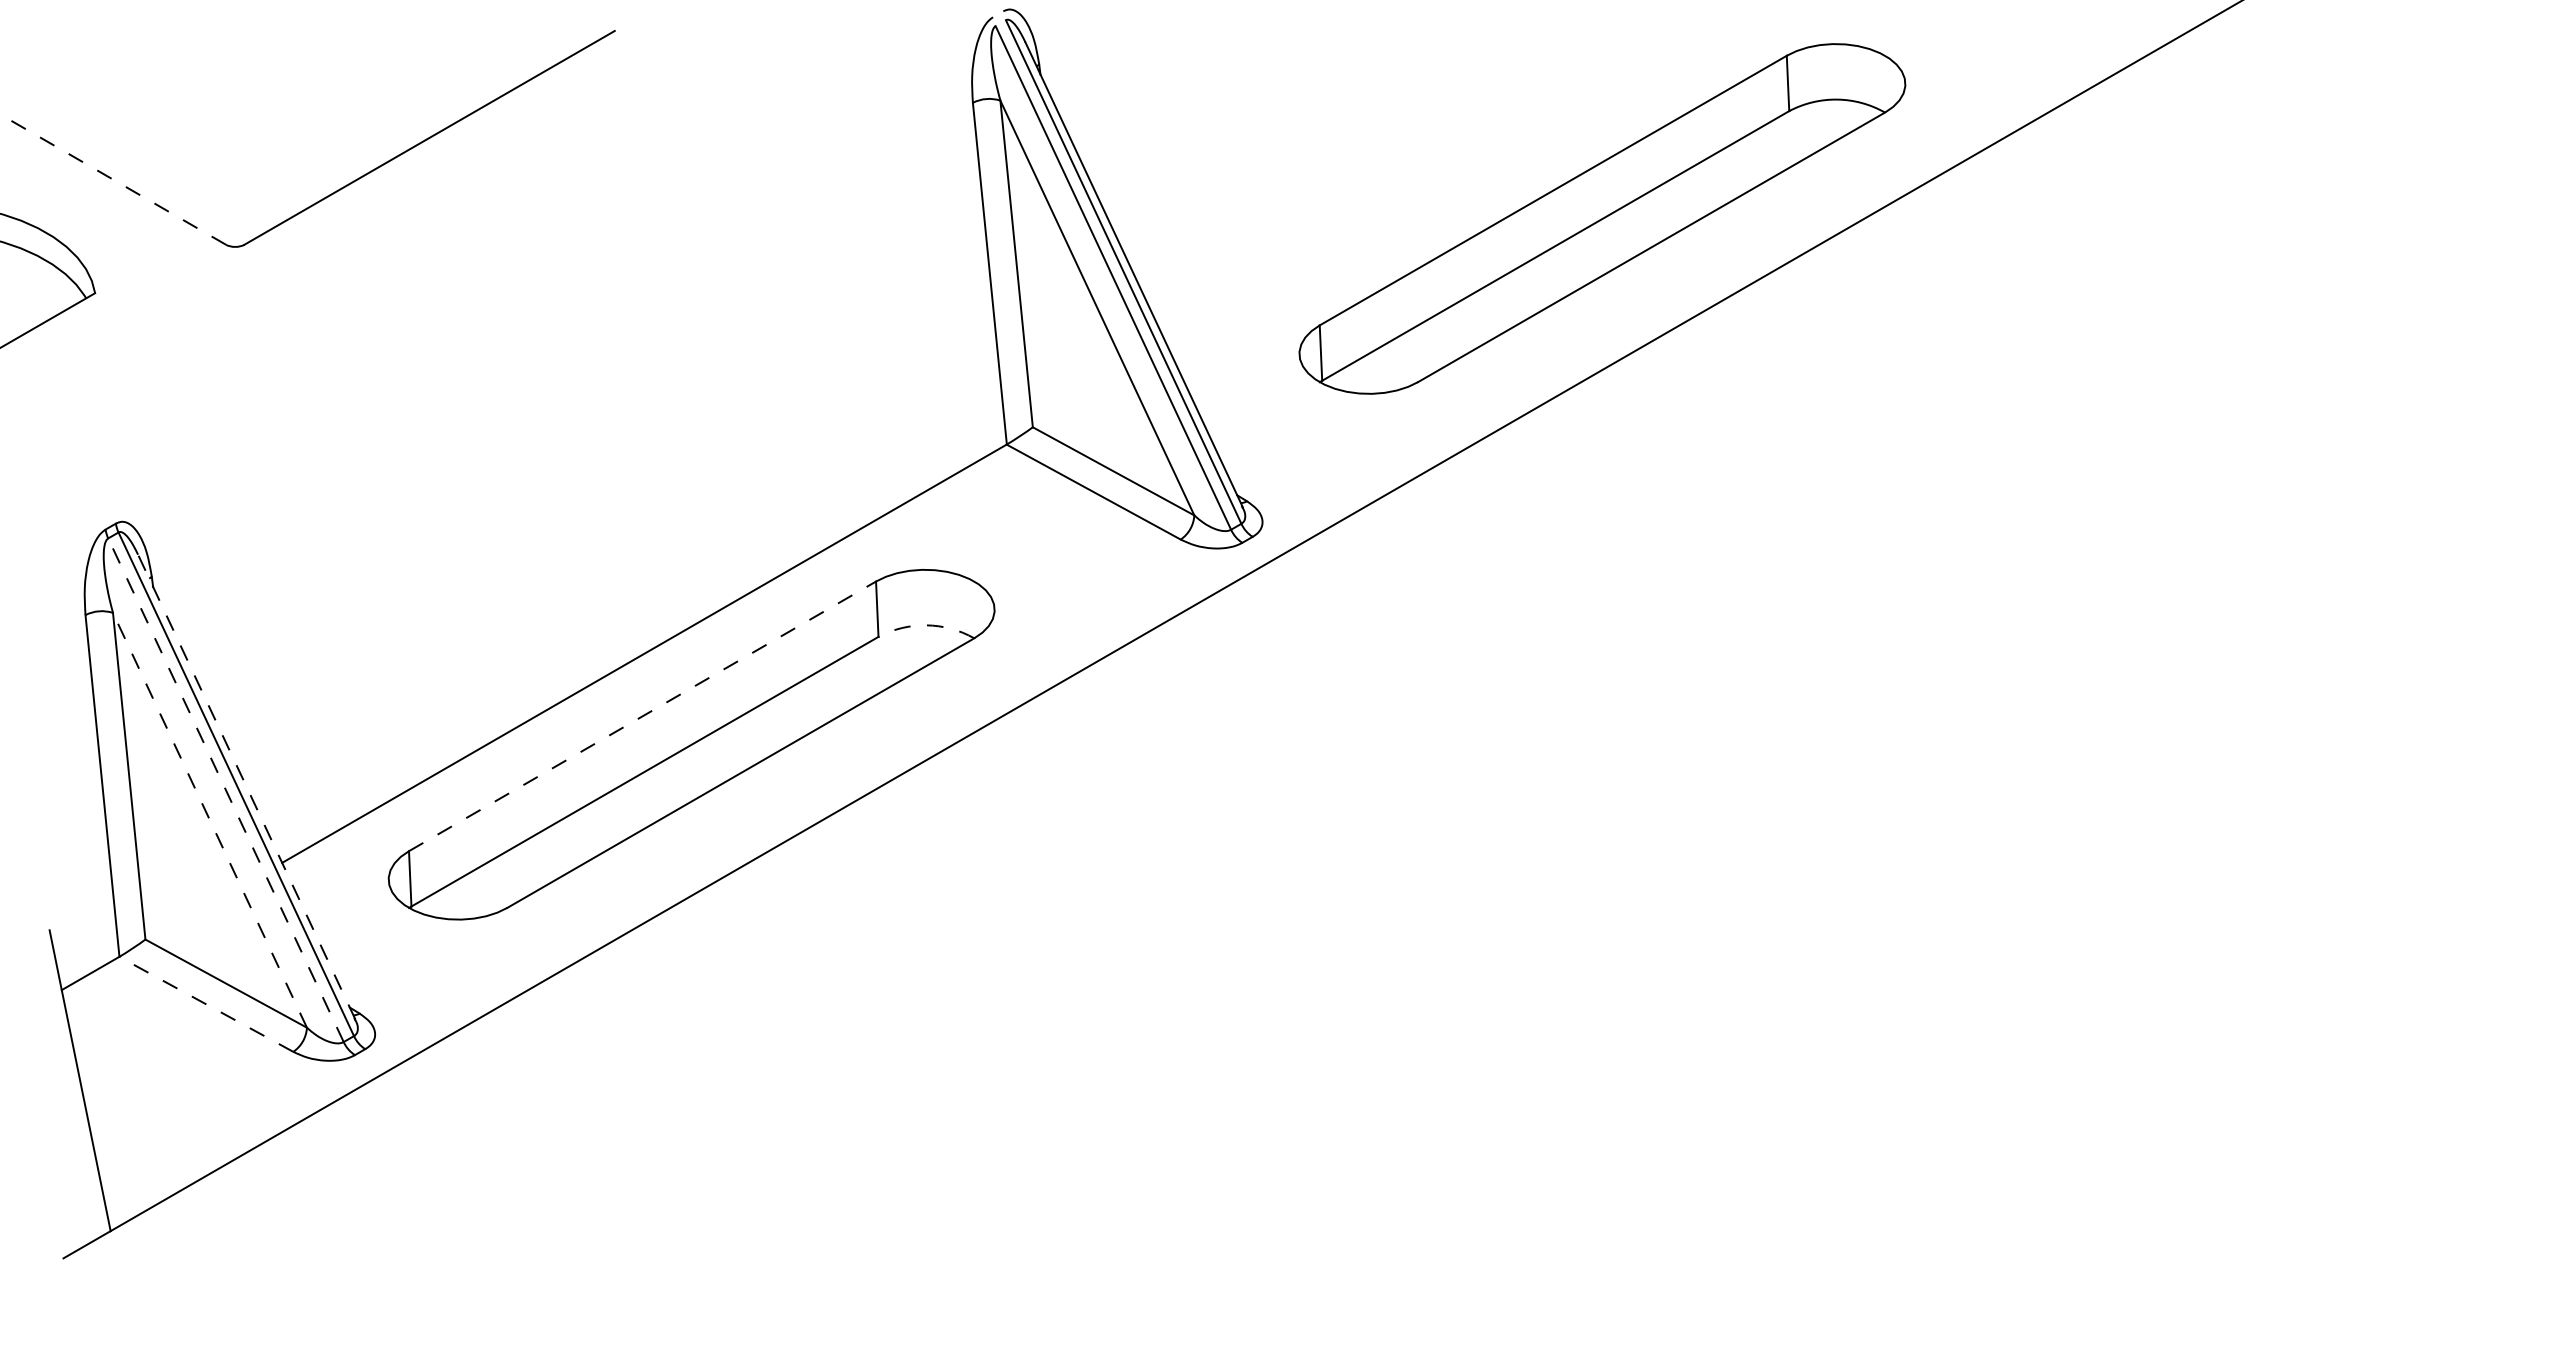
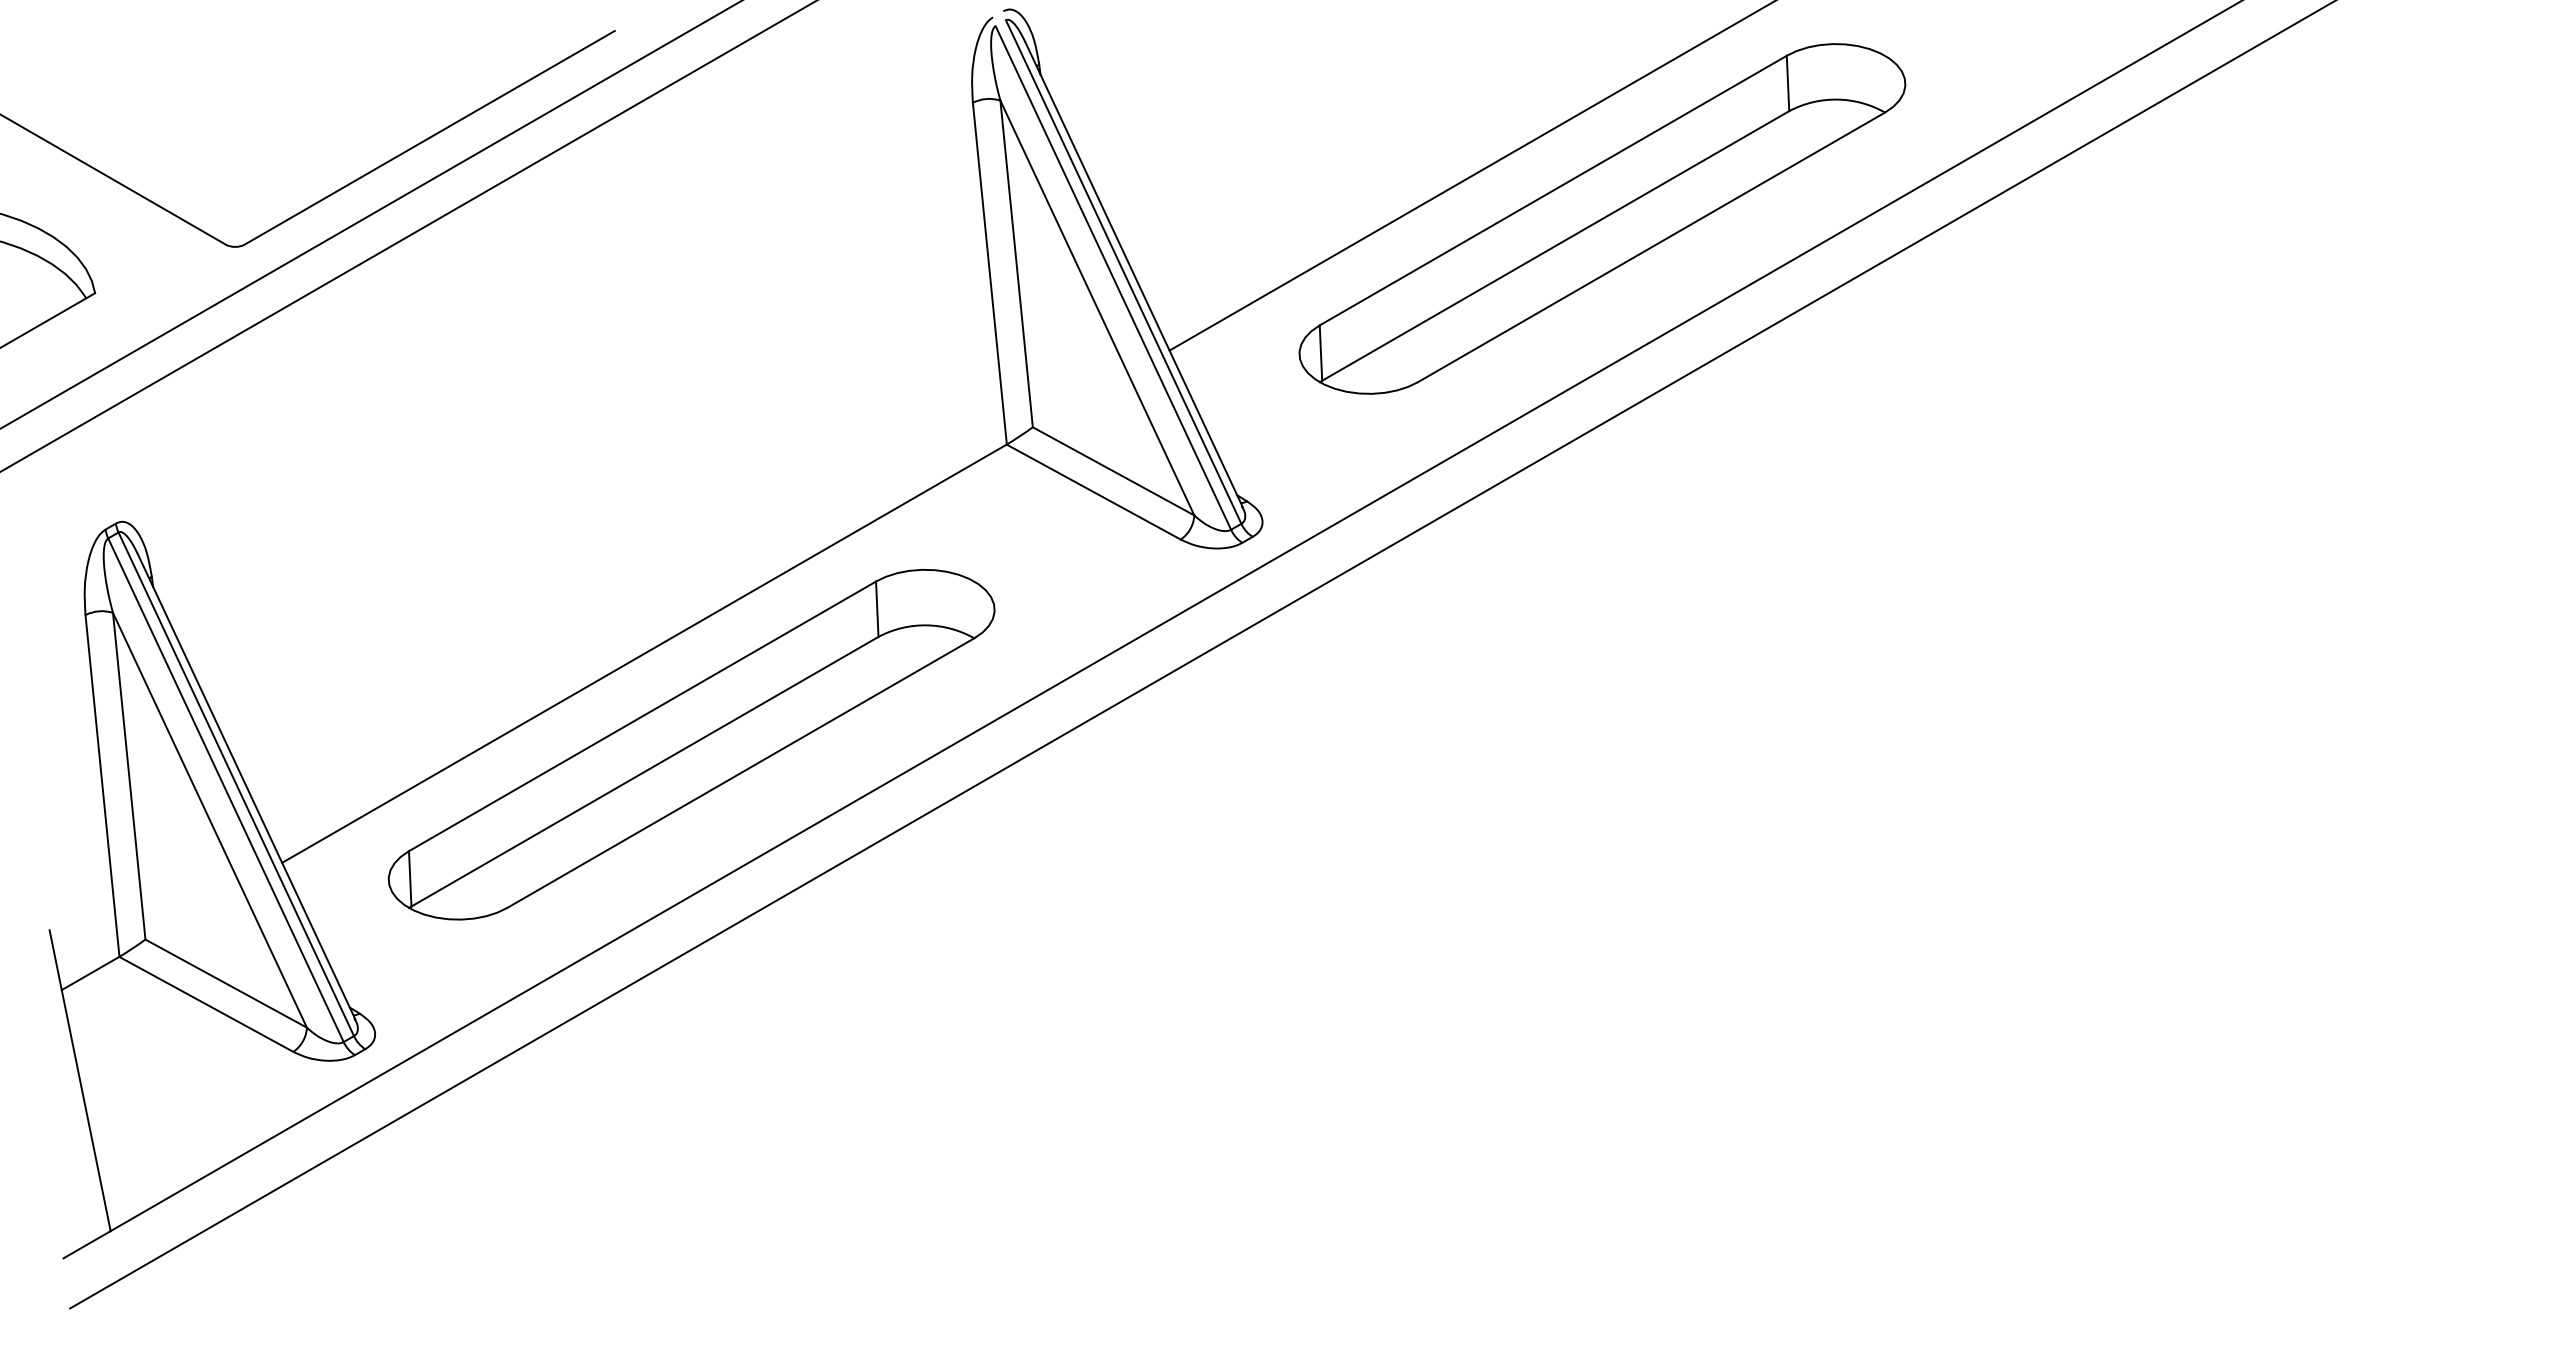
line: none -> present (1470, 176)
line: dashed -> solid (112, 179)
line: none -> present (370, 214)
line: none -> present (407, 236)
arc: dashed -> solid (926, 625)
line: none -> present (1201, 655)
line: dashed -> solid (642, 716)
line: dashed -> solid (246, 787)
line: dashed -> solid (225, 790)
line: dashed -> solid (209, 820)
line: dashed -> solid (205, 1004)
